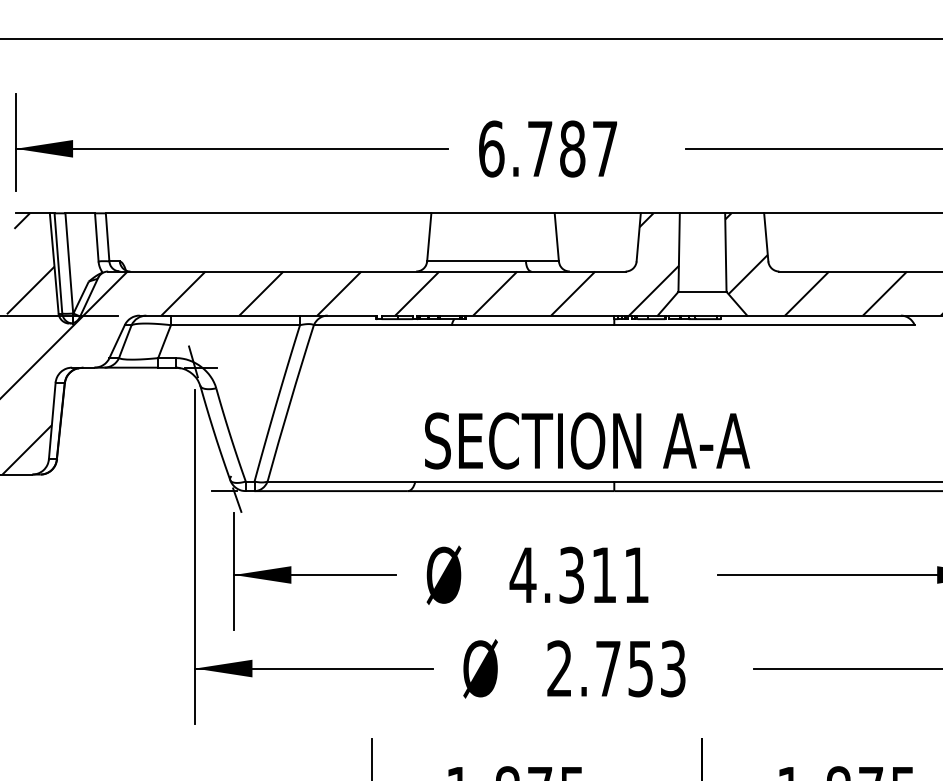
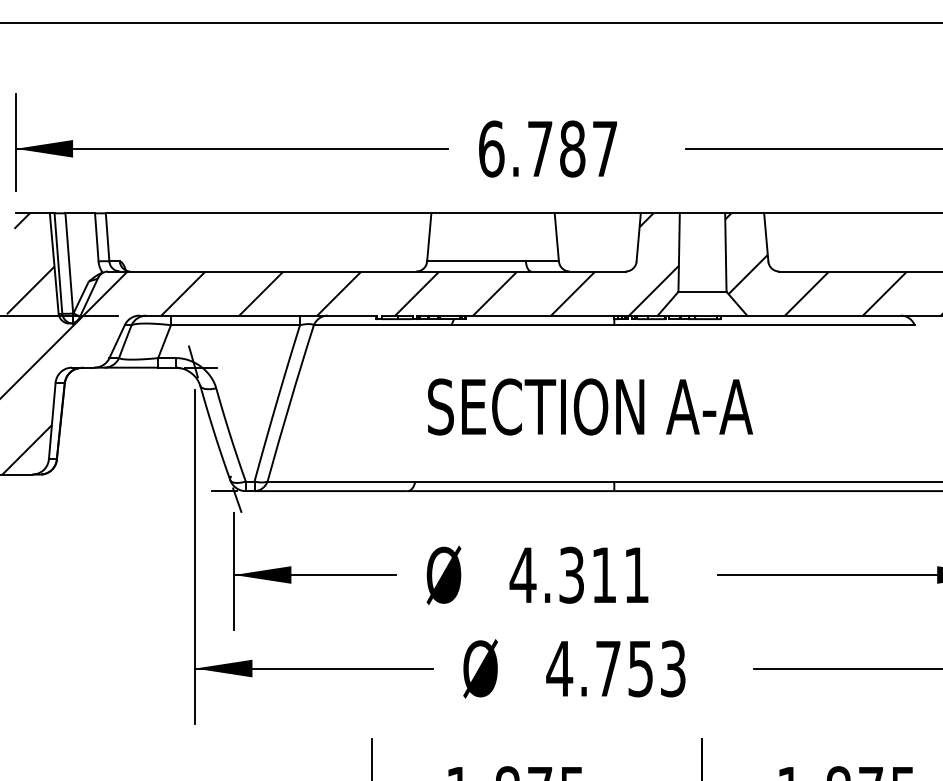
line position: (470, 39) -> (470, 23) (470, 23)
text position: (587, 440) -> (590, 406) (590, 406)
text: 2.753 -> 4.753 (559, 668)
